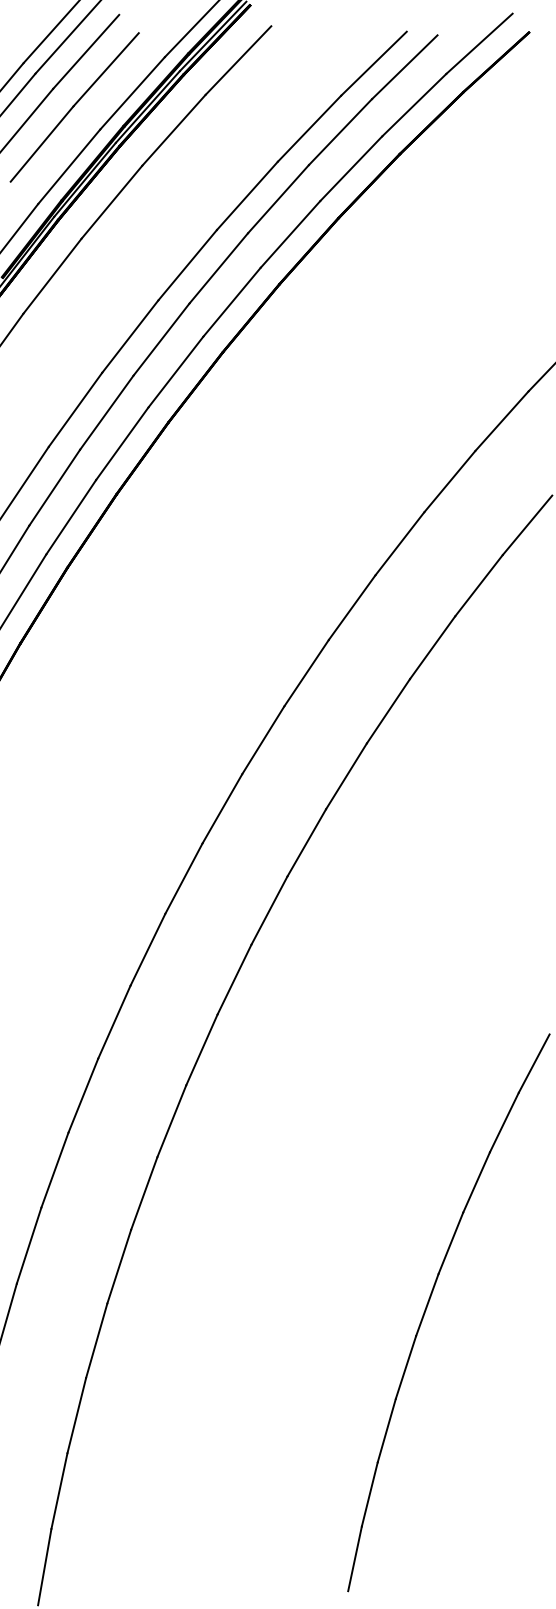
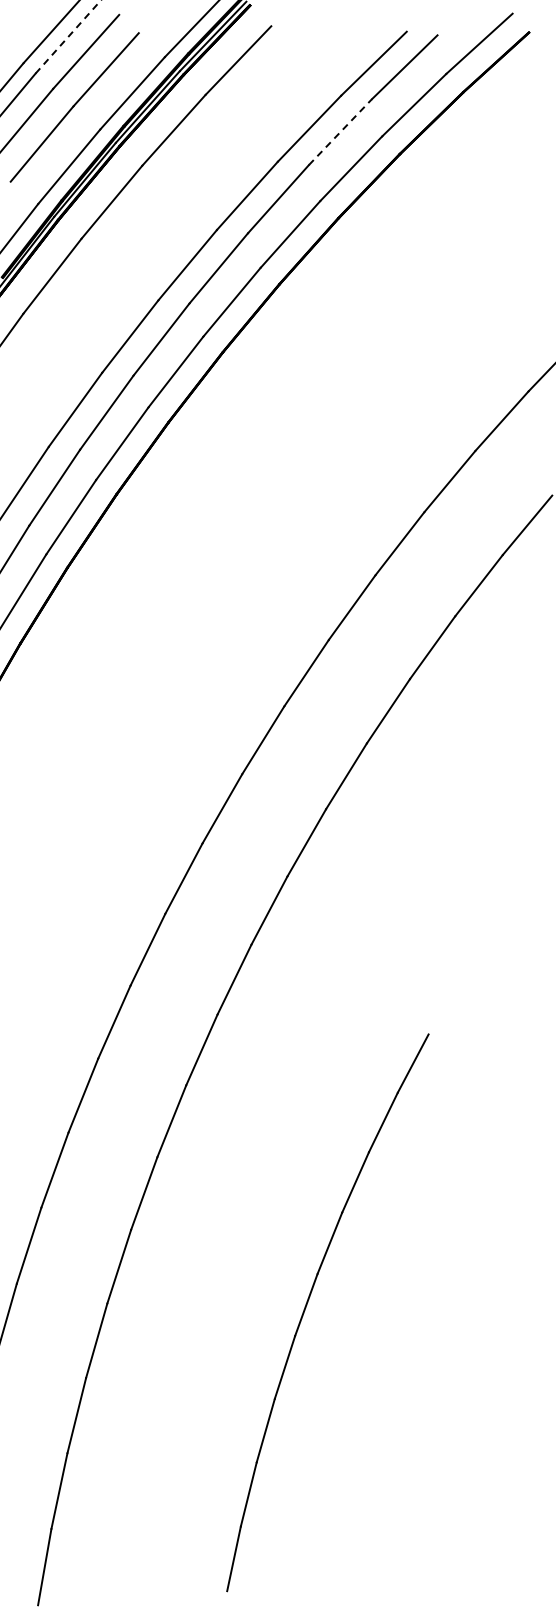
line: solid -> dashed (68, 37)
line: solid -> dashed (340, 132)
part position: (428, 1305) -> (307, 1305) (307, 1305)
